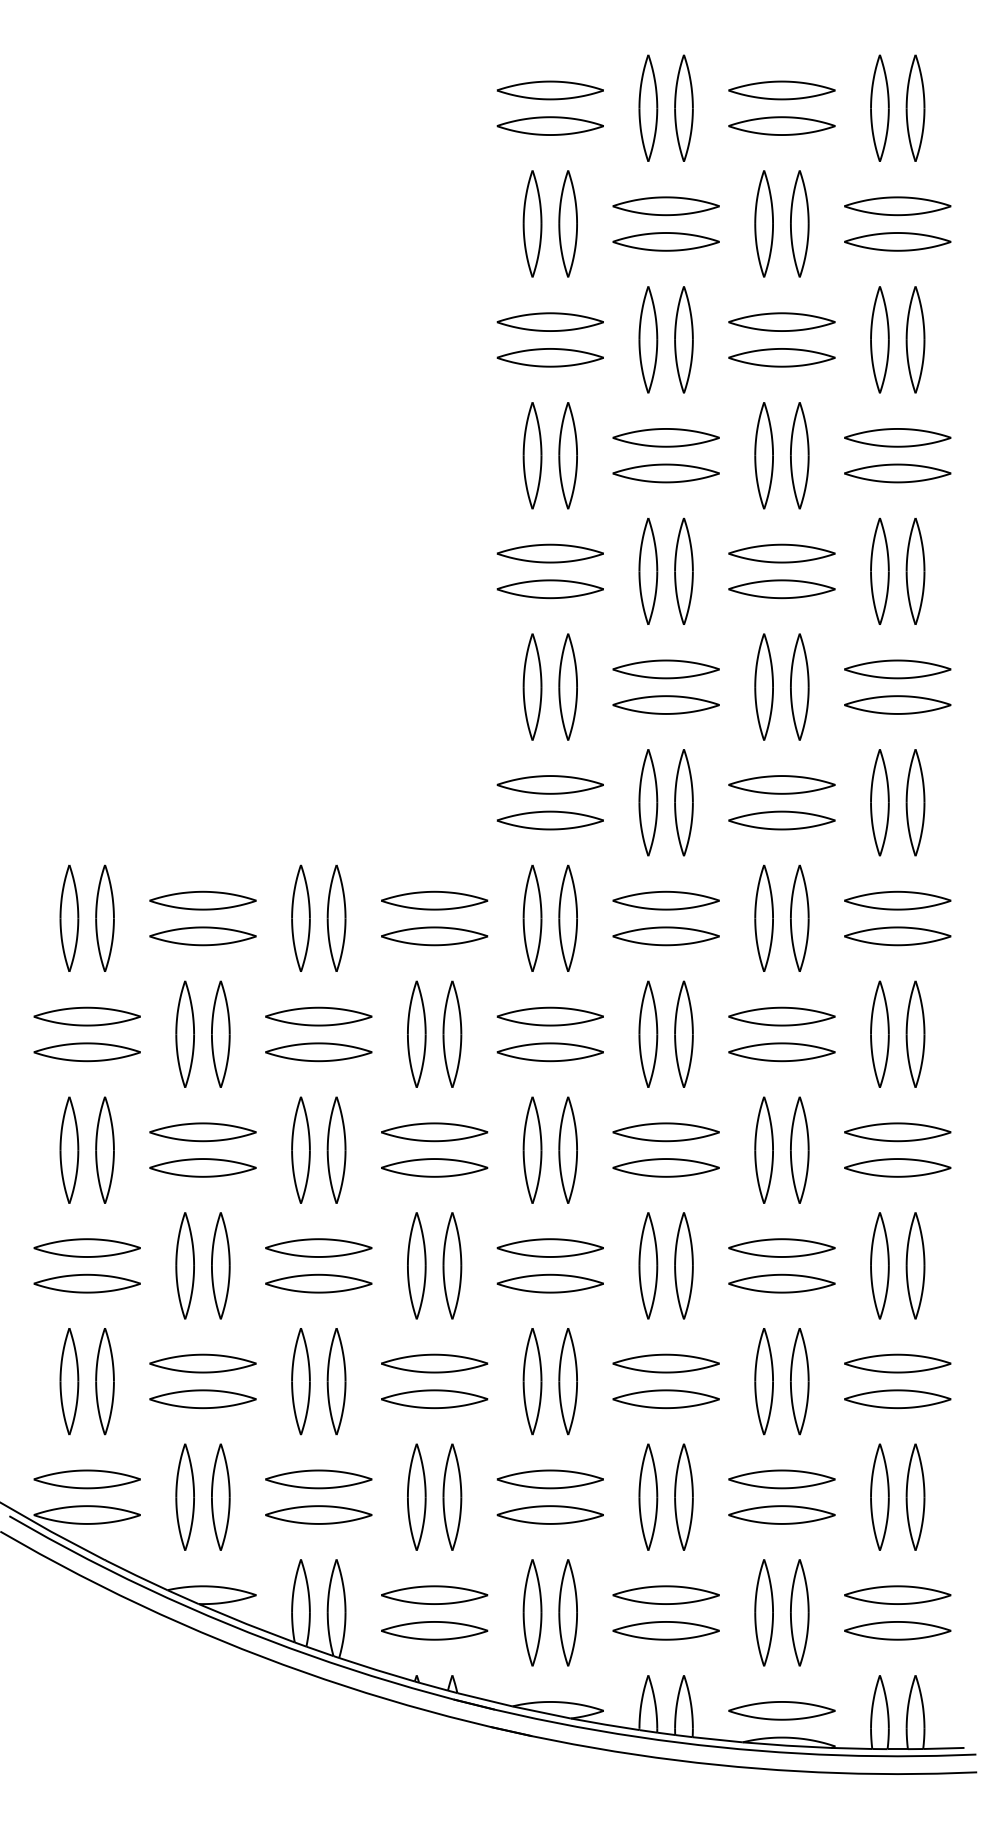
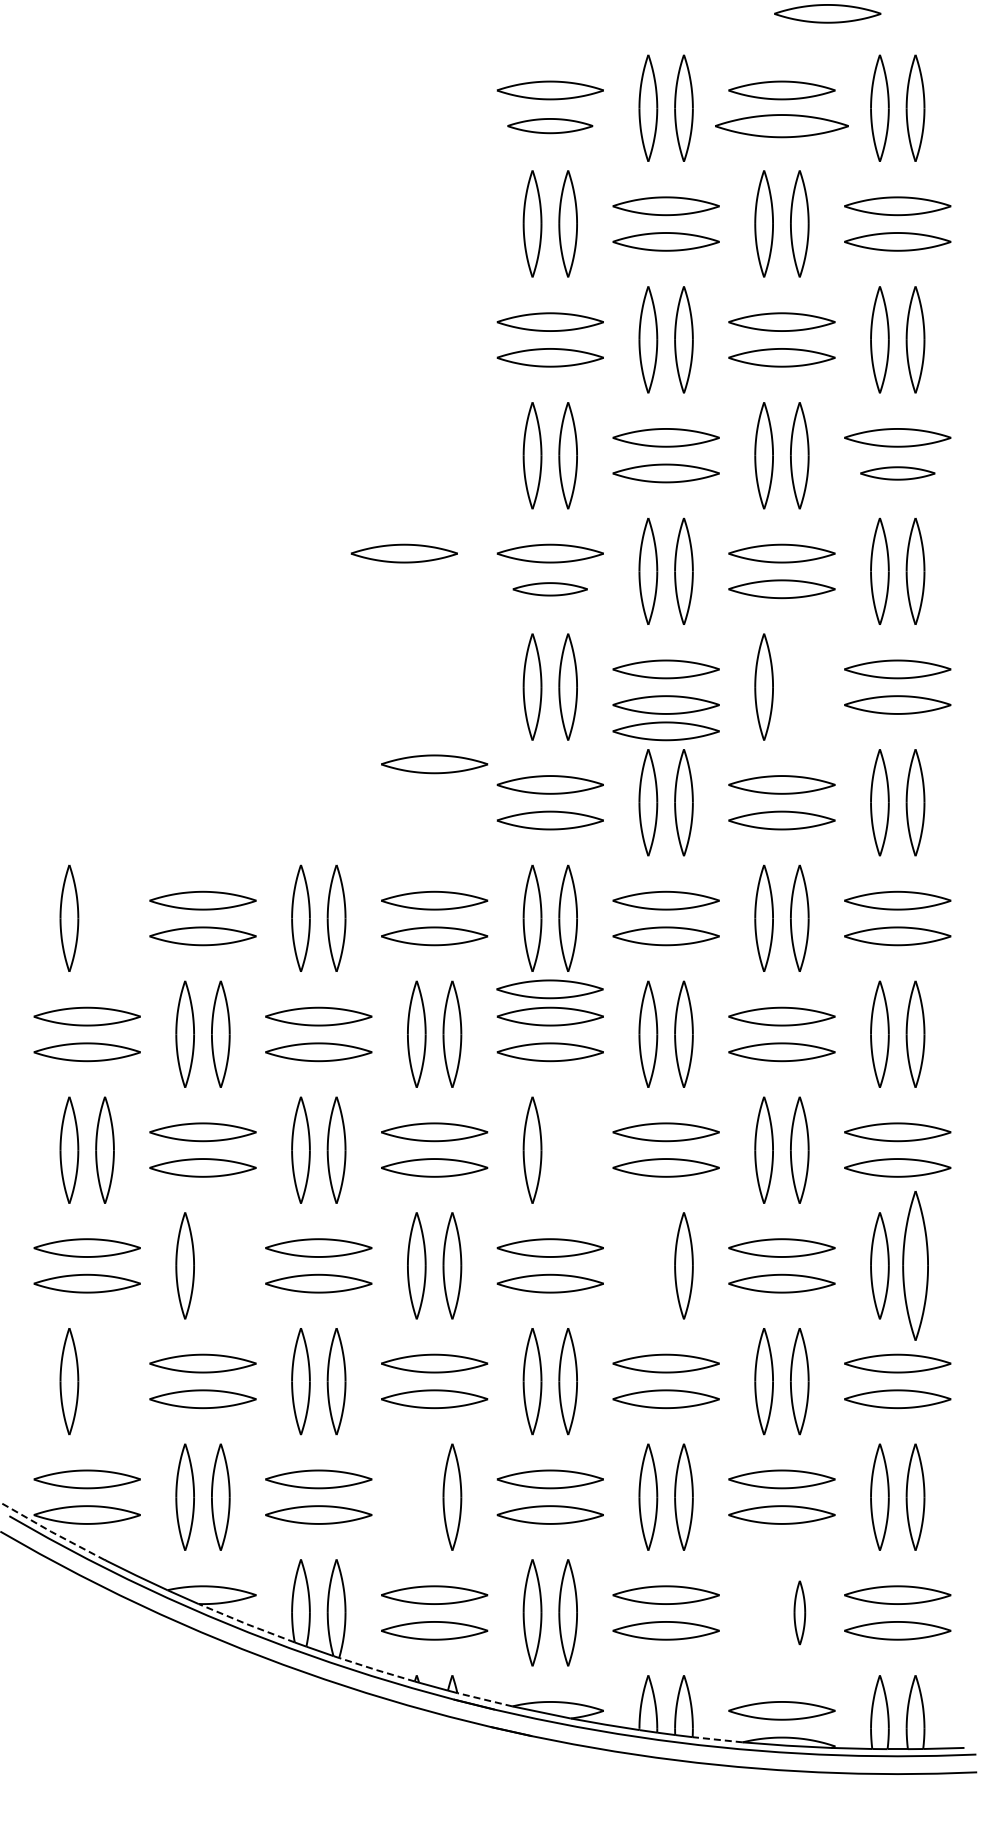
part: none -> present (827, 13)
part size: 108x20 px -> 87x17 px (550, 126)
part size: 108x20 px -> 134x25 px (781, 126)
part size: 108x21 px -> 76x15 px (897, 473)
part: none -> present (403, 553)
part size: 108x21 px -> 76x15 px (549, 589)
part: present -> none (799, 686)
part: none -> present (665, 731)
part: none -> present (434, 764)
part: present -> none (104, 917)
part: none -> present (549, 989)
part: present -> none (567, 1149)
part: present -> none (220, 1265)
part: present -> none (648, 1265)
part size: 21x108 px -> 27x150 px (915, 1265)
part: present -> none (104, 1381)
part: present -> none (416, 1496)
line: solid -> dashed (51, 1531)
part: present -> none (763, 1612)
part size: 20x108 px -> 14x66 px (799, 1612)
line: solid -> dashed (246, 1624)
line: solid -> dashed (376, 1670)
line: solid -> dashed (484, 1699)
line: solid -> dashed (717, 1739)
